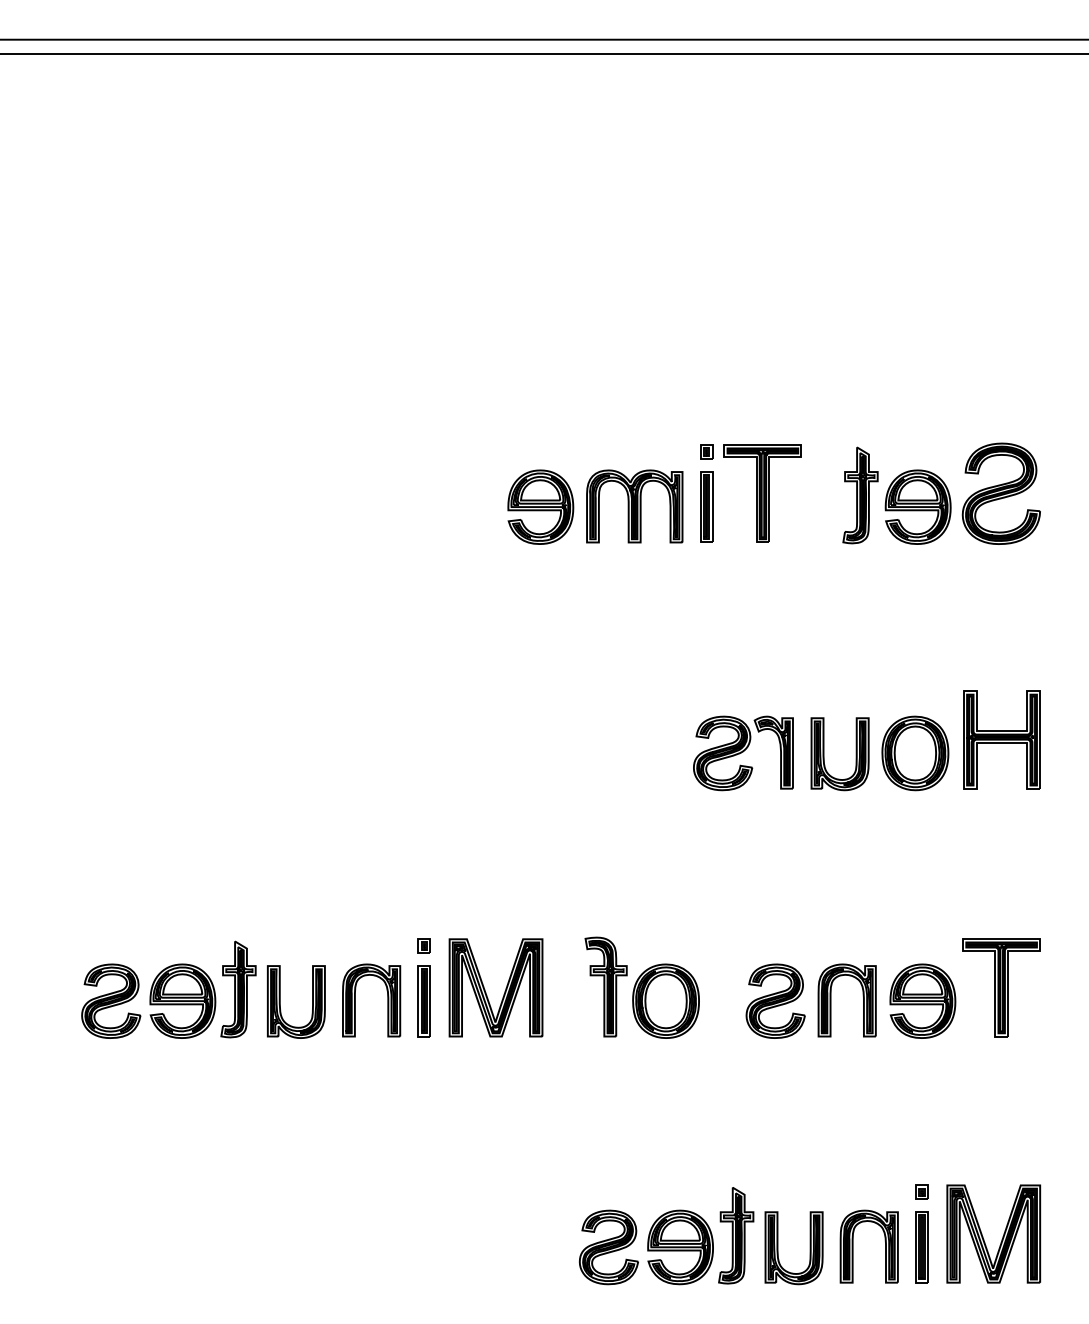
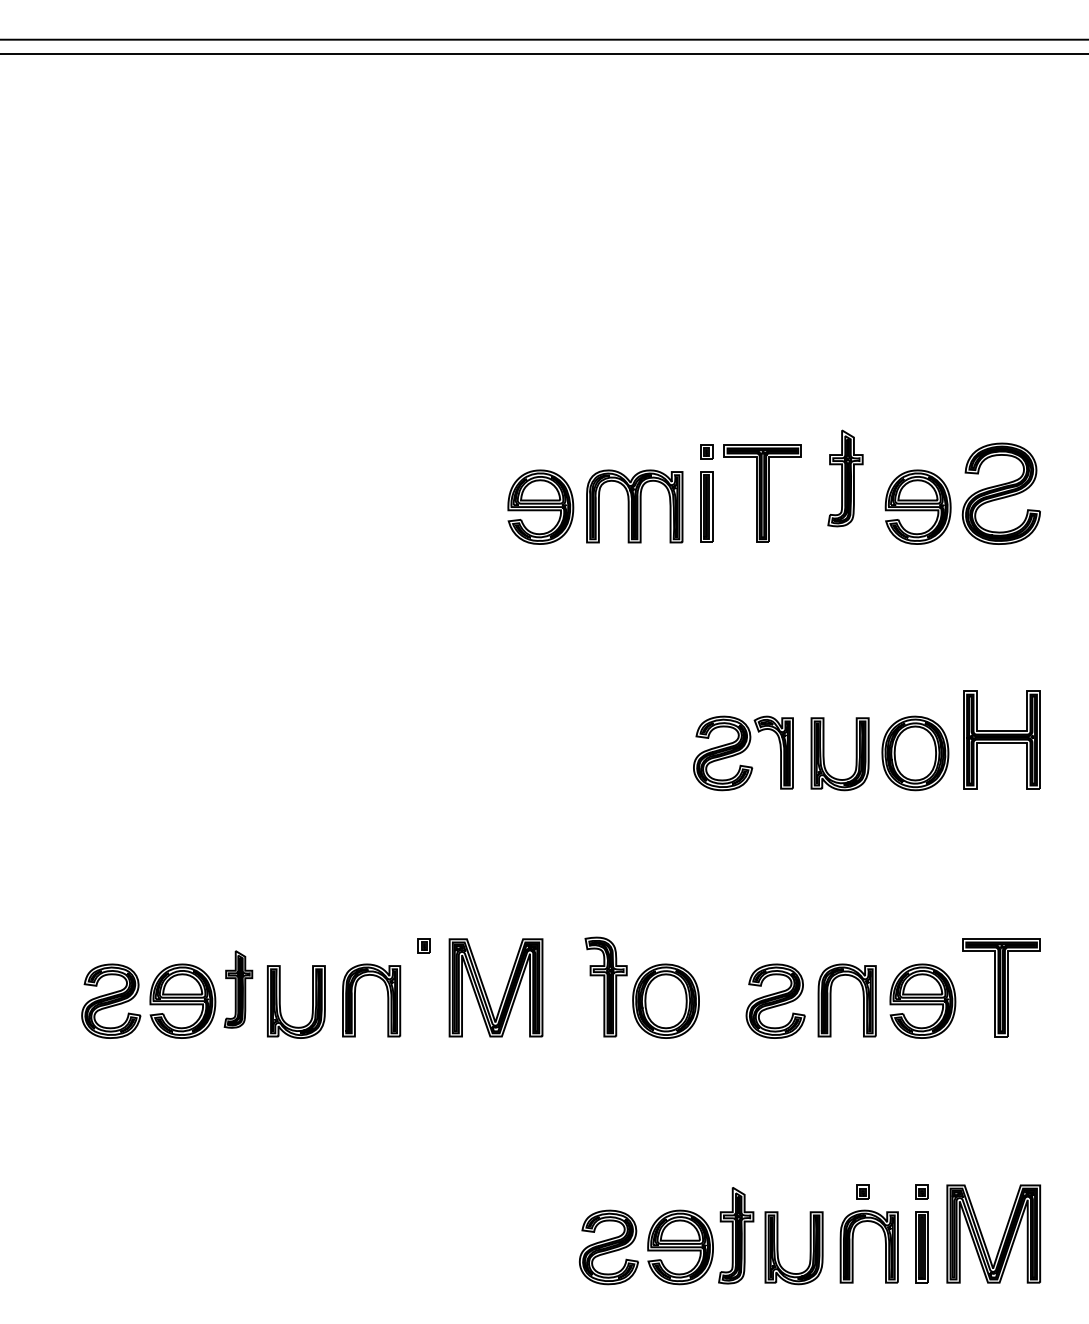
part position: (860, 495) -> (845, 478) (845, 478)
part size: 37x99 px -> 31x79 px (238, 989)
part: present -> none (423, 1001)
part: none -> present (862, 1191)
